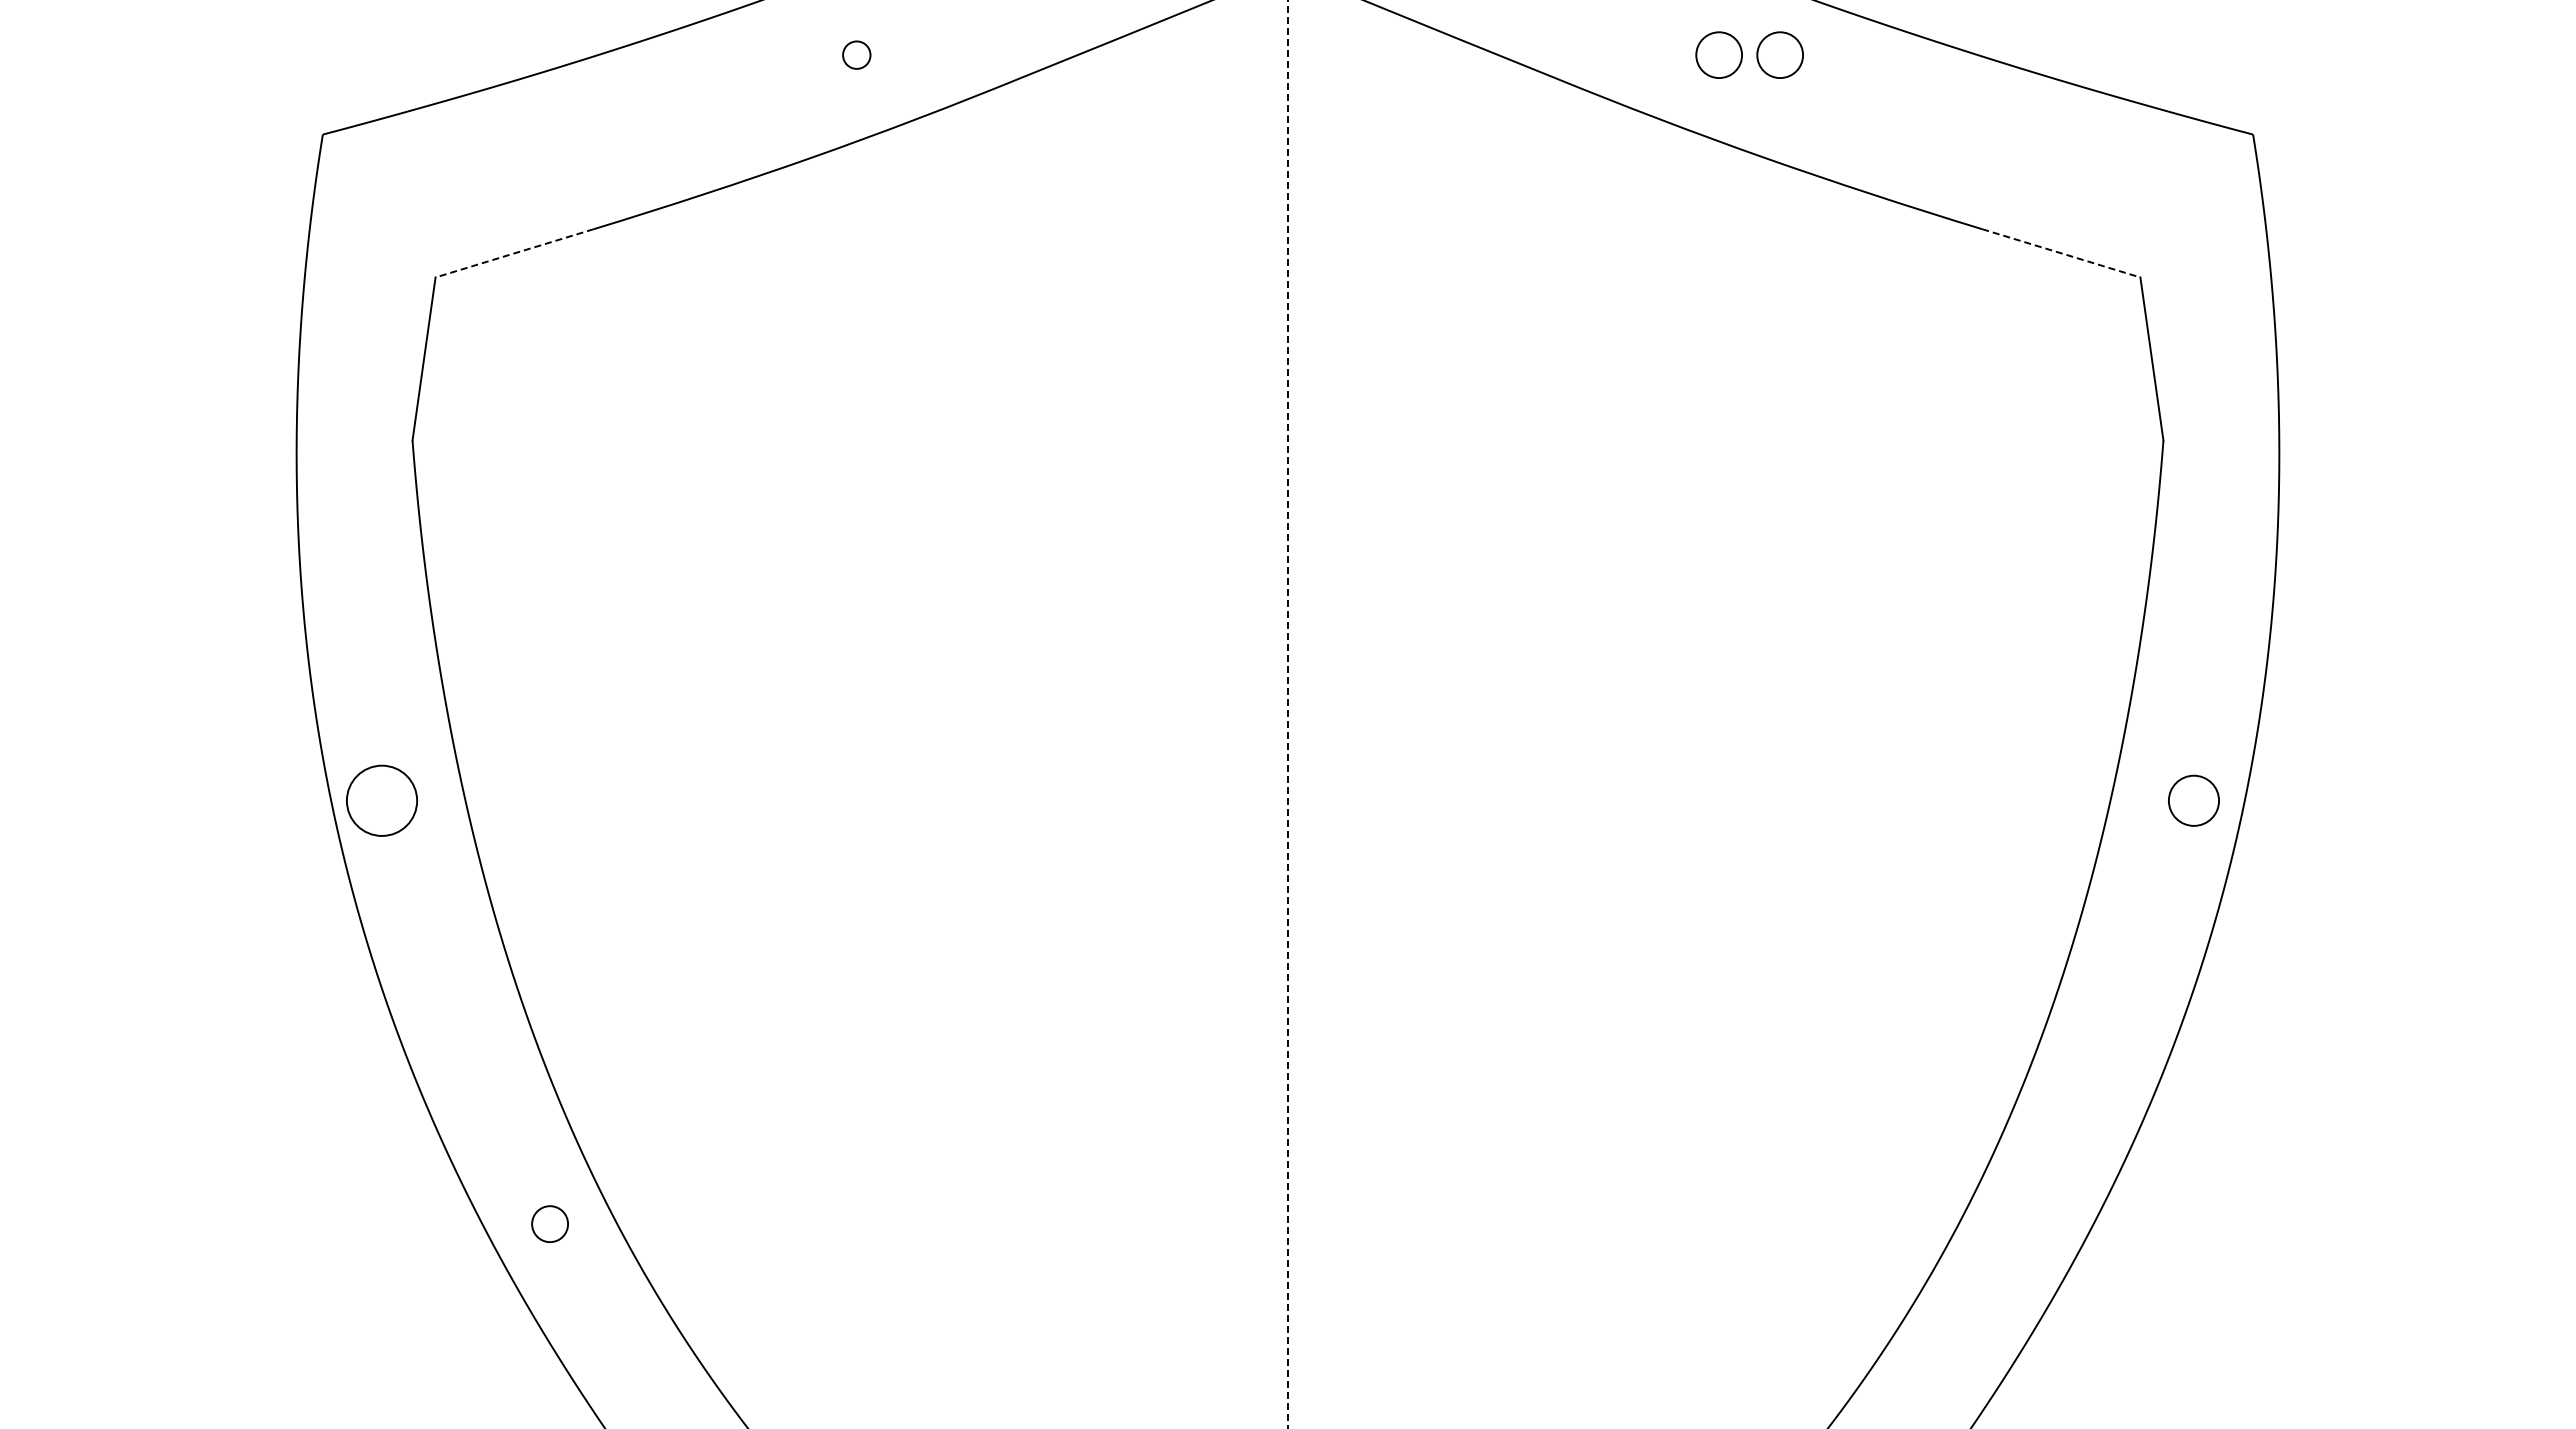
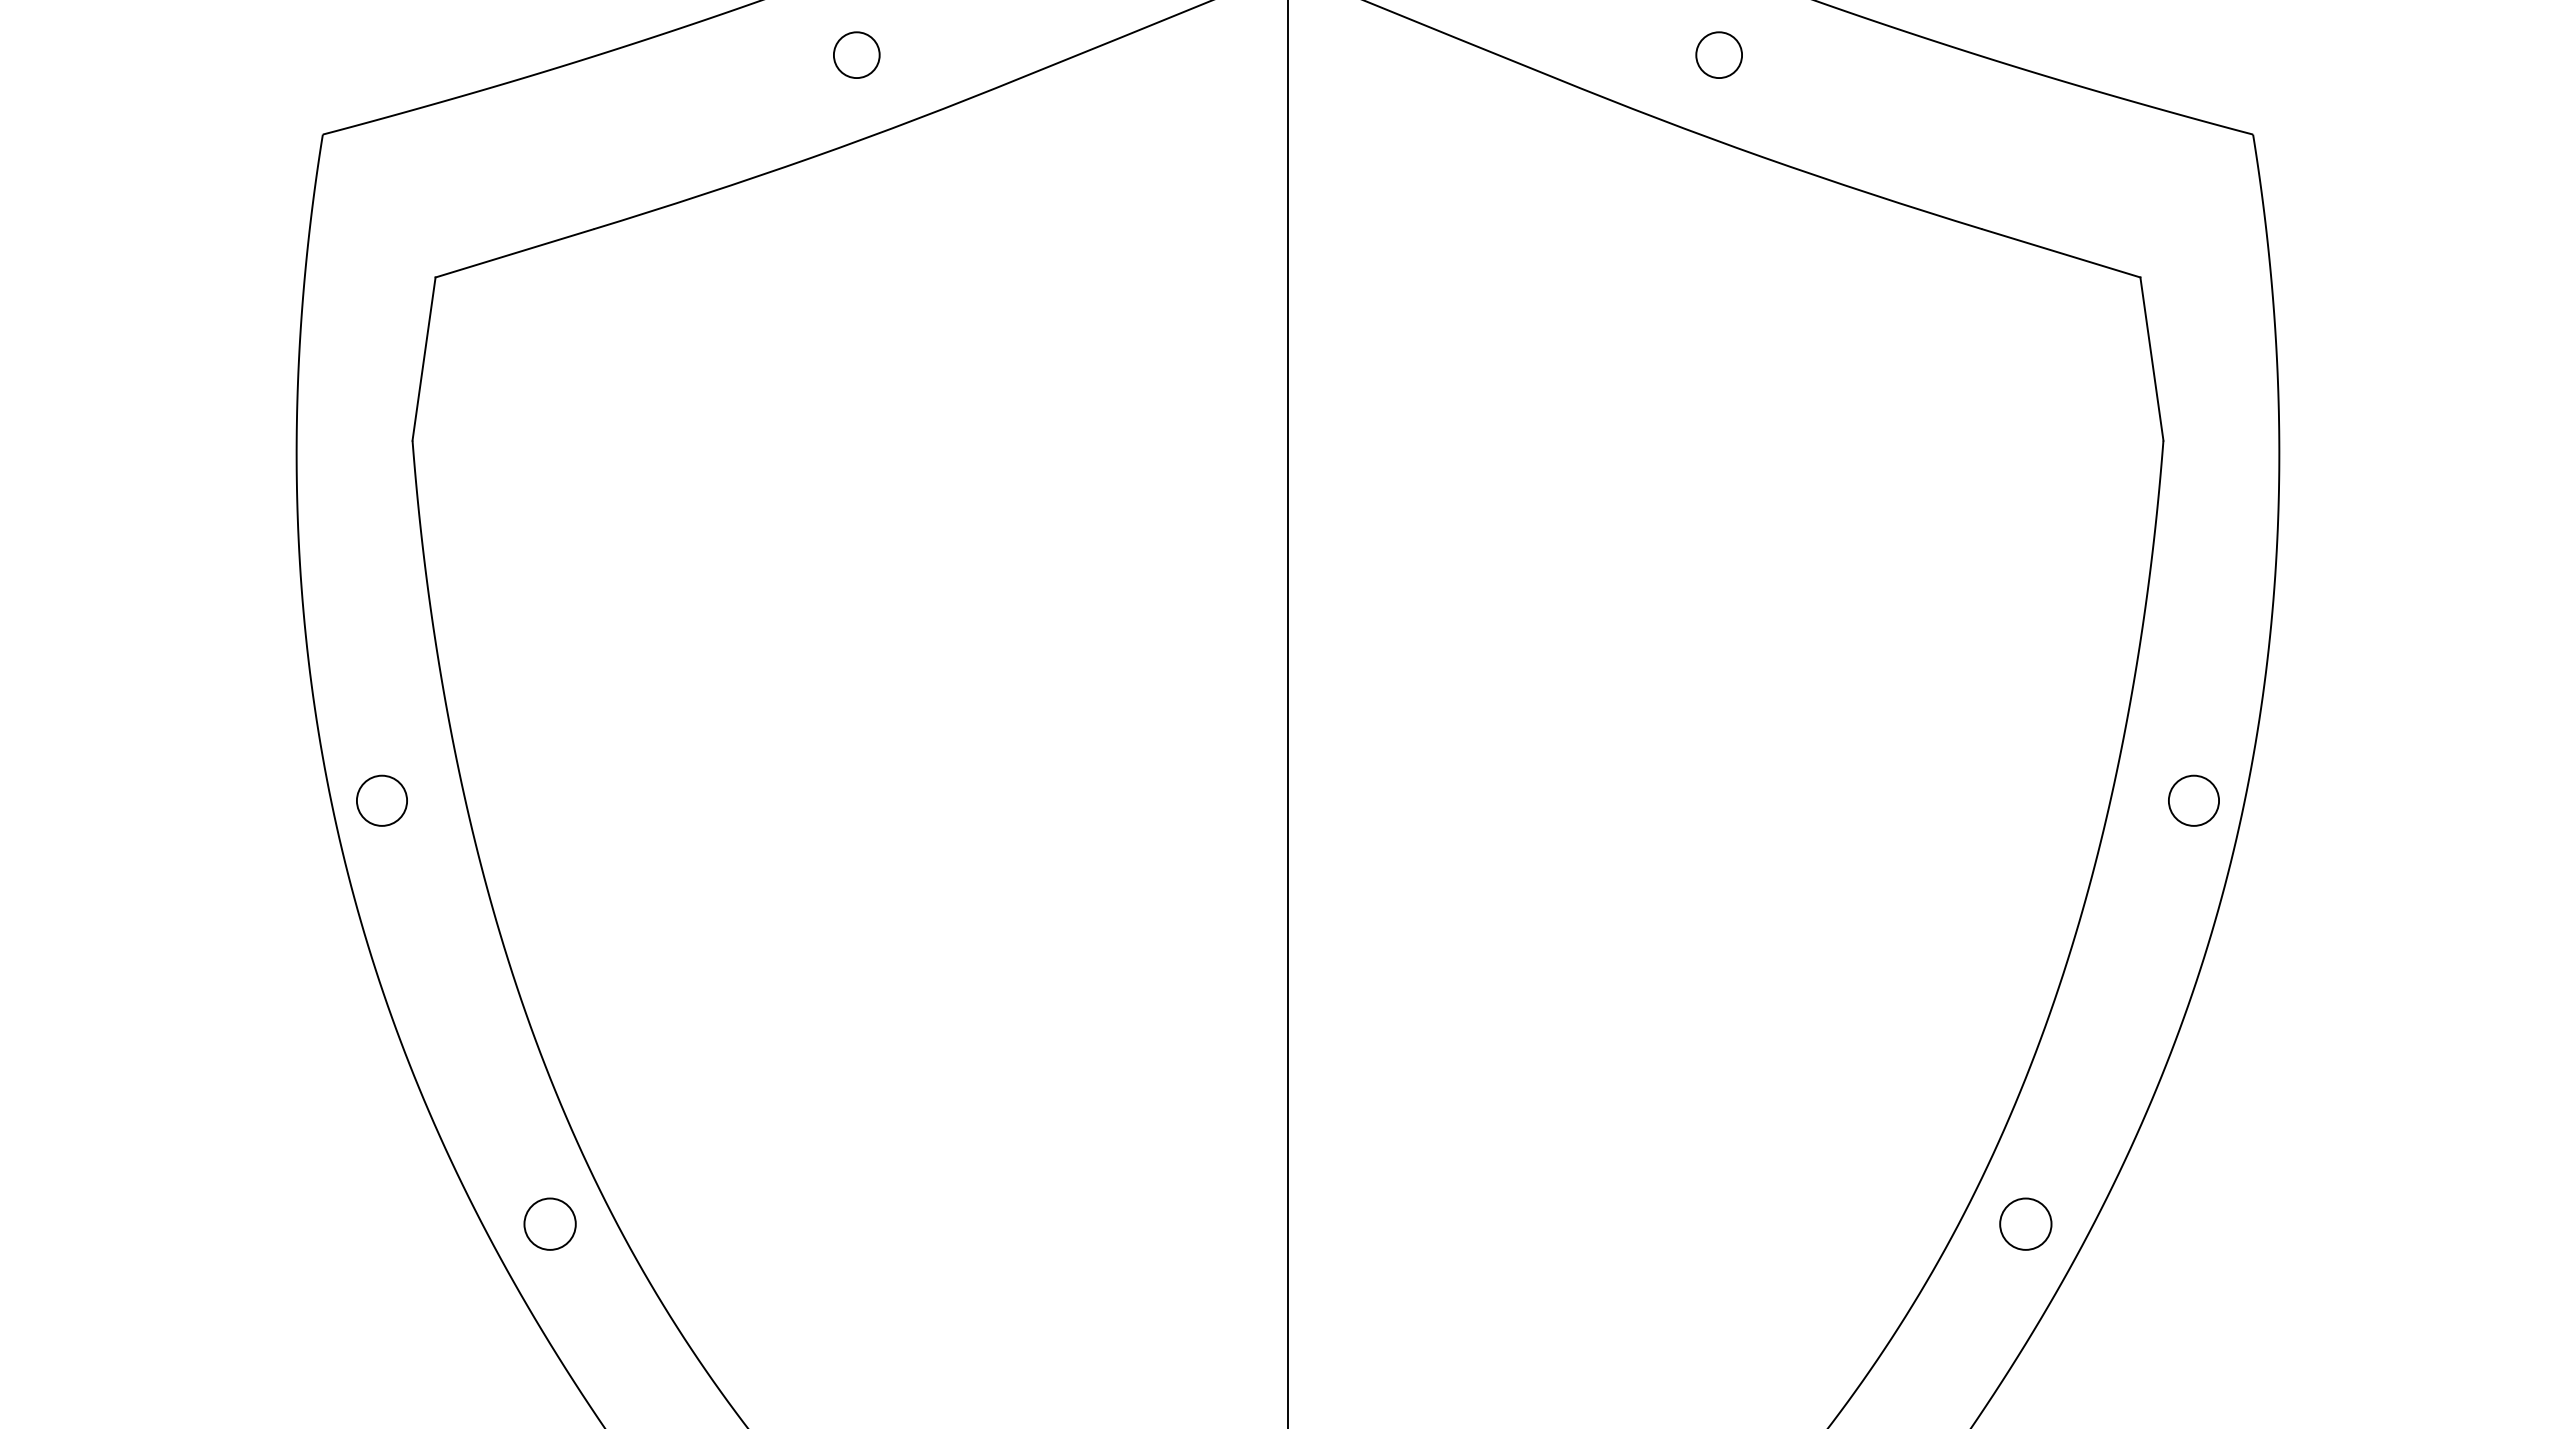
circle diameter: 27 px -> 46 px (856, 55)
circle: present -> none (1779, 54)
line: dashed -> solid (514, 253)
line: dashed -> solid (2061, 253)
line: dashed -> solid (1288, 713)
circle diameter: 70 px -> 50 px (381, 800)
circle size: 38x38 px -> 54x54 px (549, 1223)
circle: none -> present (2025, 1223)
